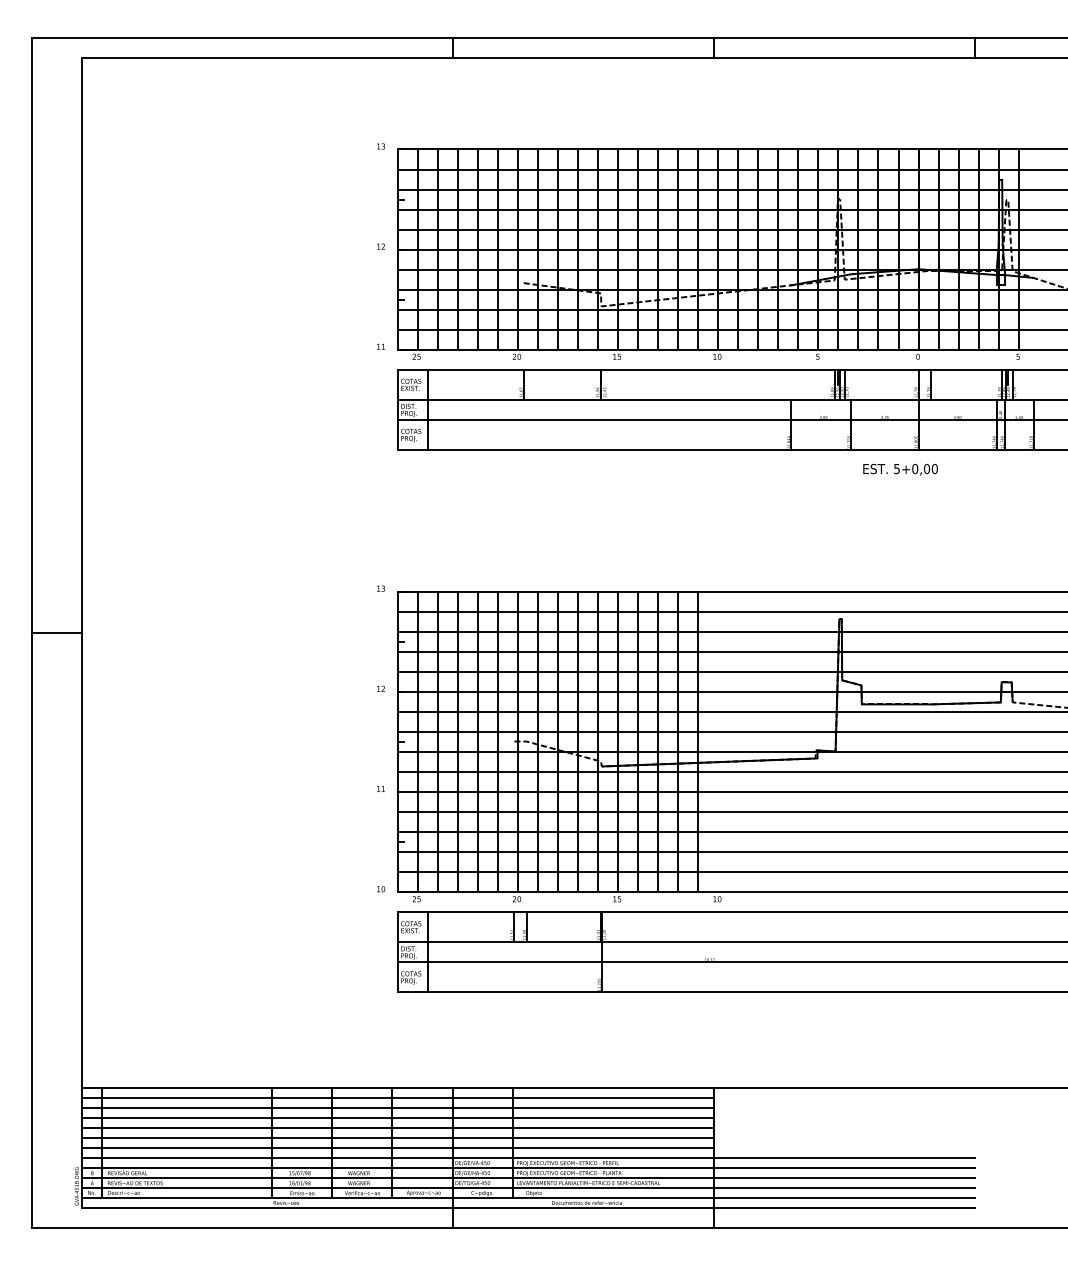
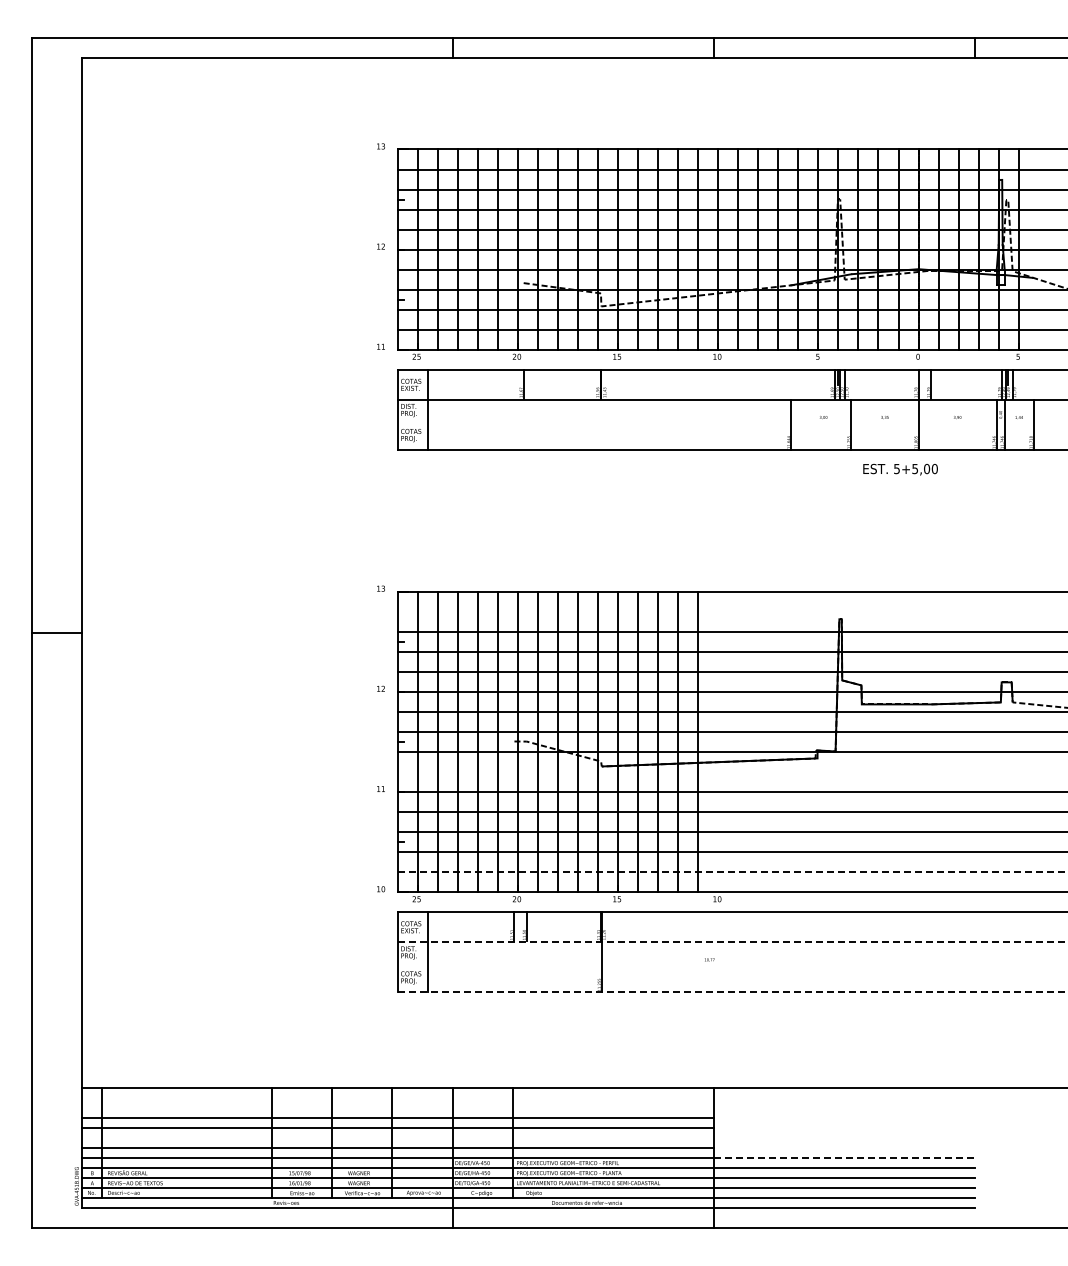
line: present -> none (730, 419)
text: 5+0,00 -> 5+5,00 (915, 468)
line: present -> none (730, 611)
line: present -> none (730, 772)
line: solid -> dashed (732, 872)
line: solid -> dashed (732, 942)
line: present -> none (730, 962)
line: solid -> dashed (732, 992)
line: present -> none (397, 1097)
line: present -> none (397, 1107)
line: present -> none (397, 1137)
line: solid -> dashed (844, 1157)
